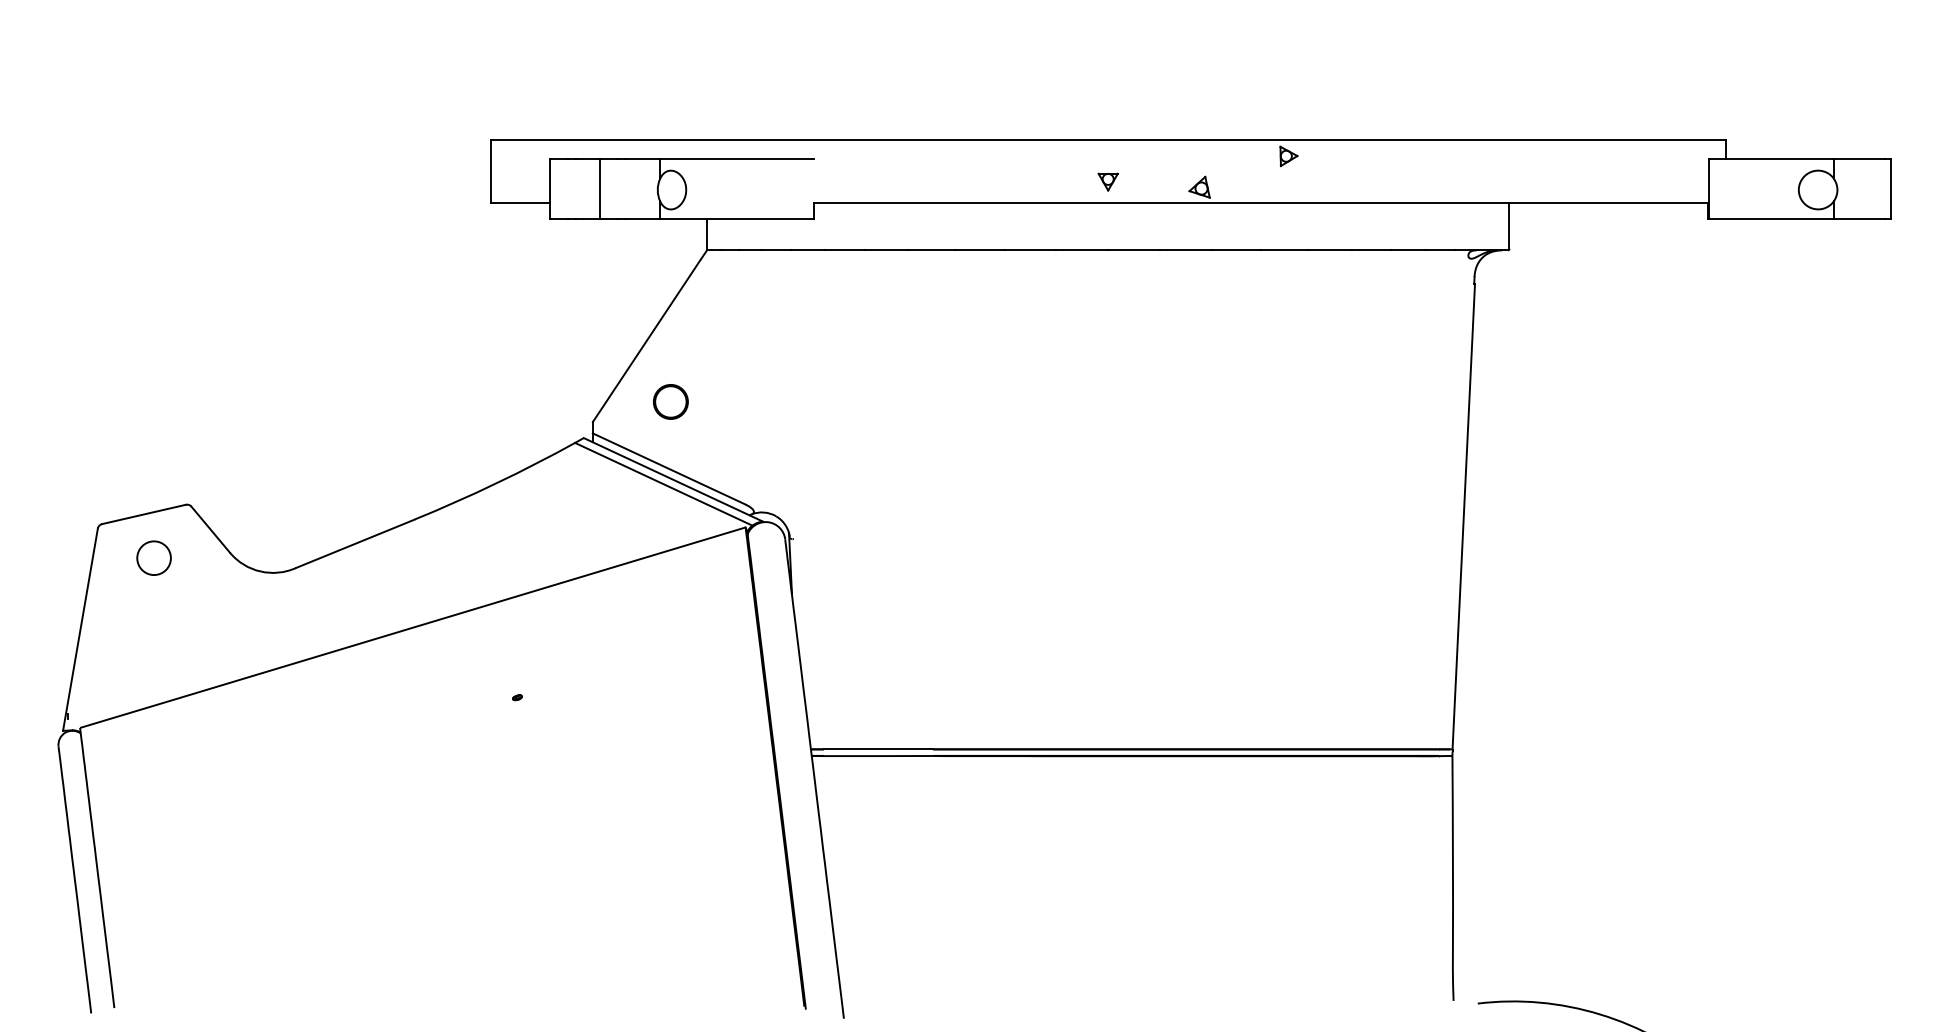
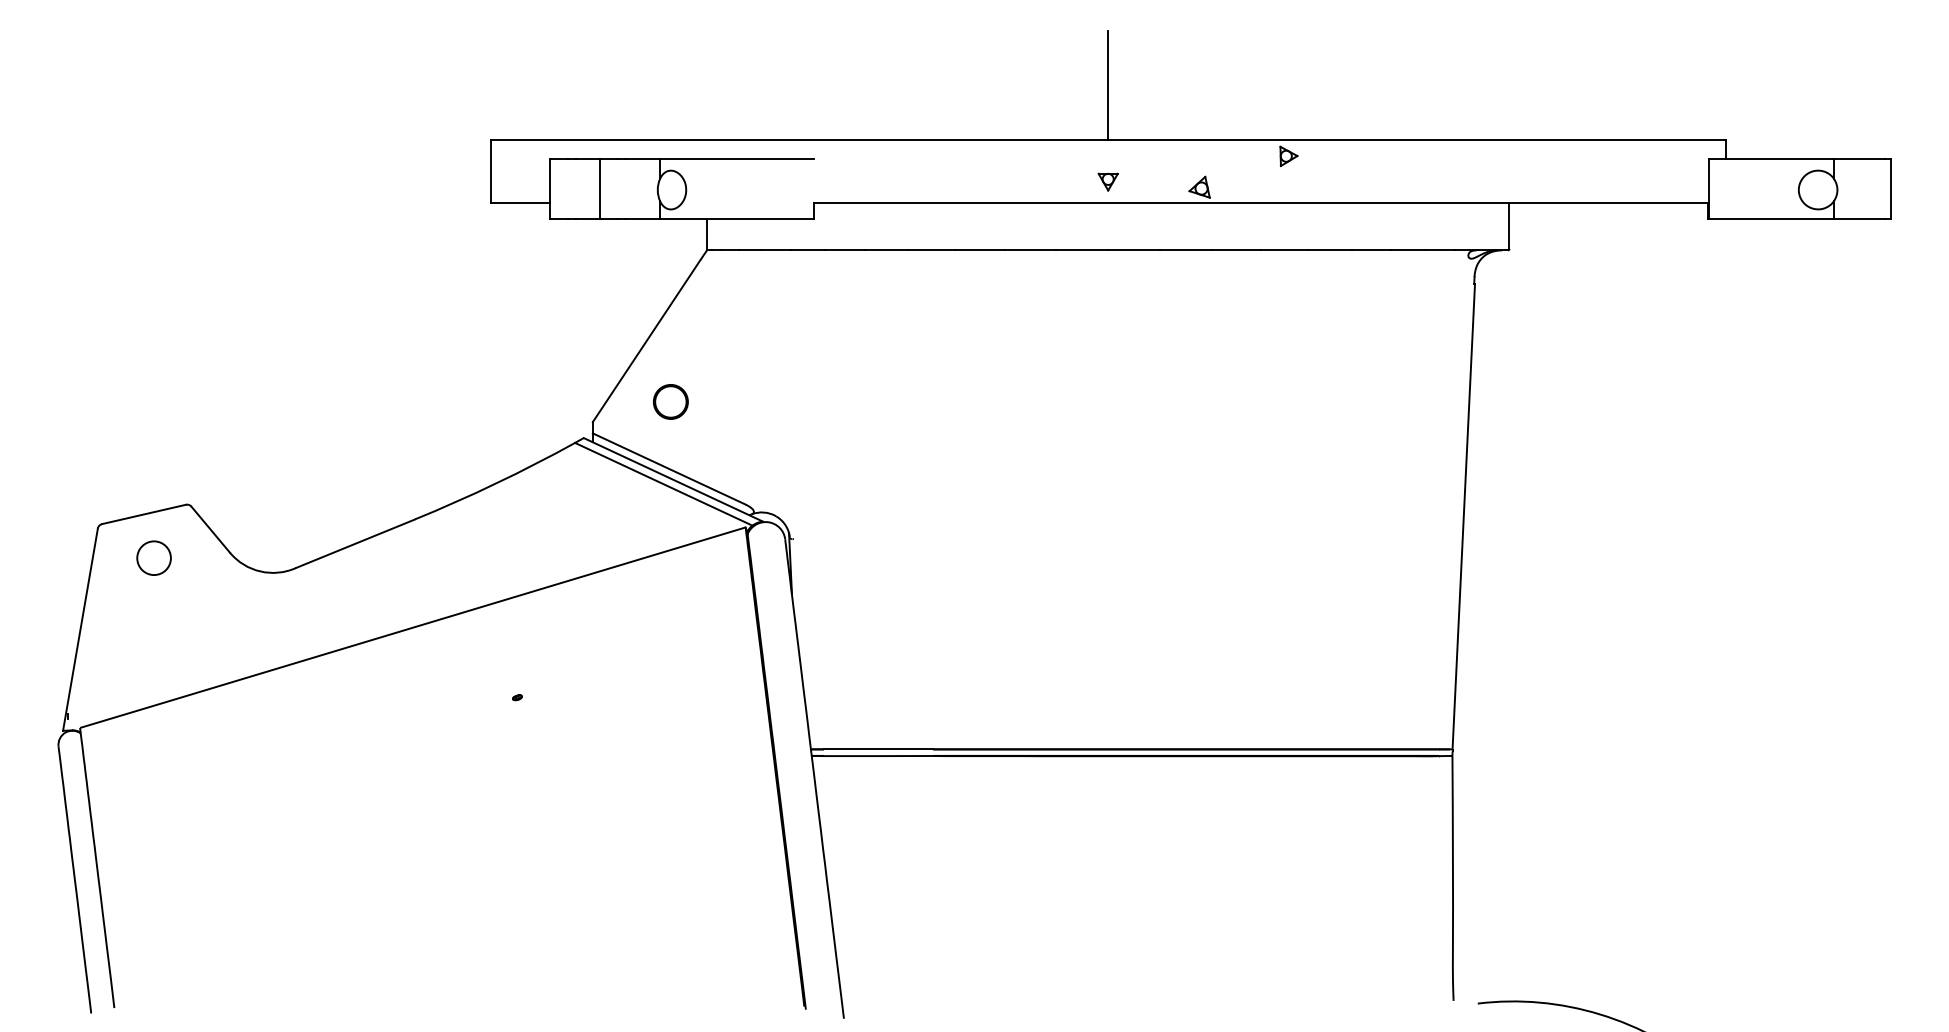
line: none -> present (1108, 85)
